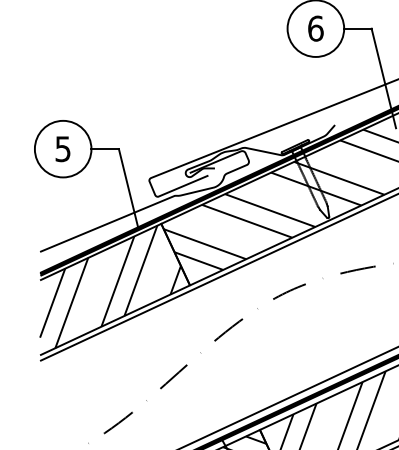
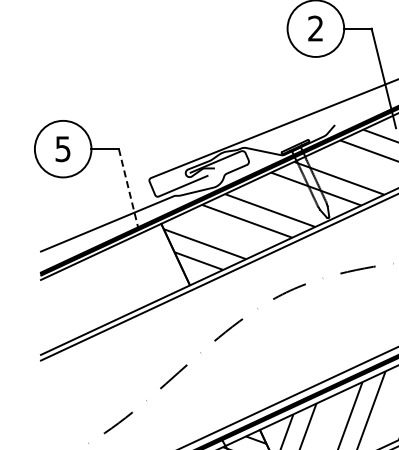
text: 6 -> 2 (315, 28)
line: solid -> dashed (128, 188)
hatch: present -> none (110, 286)
